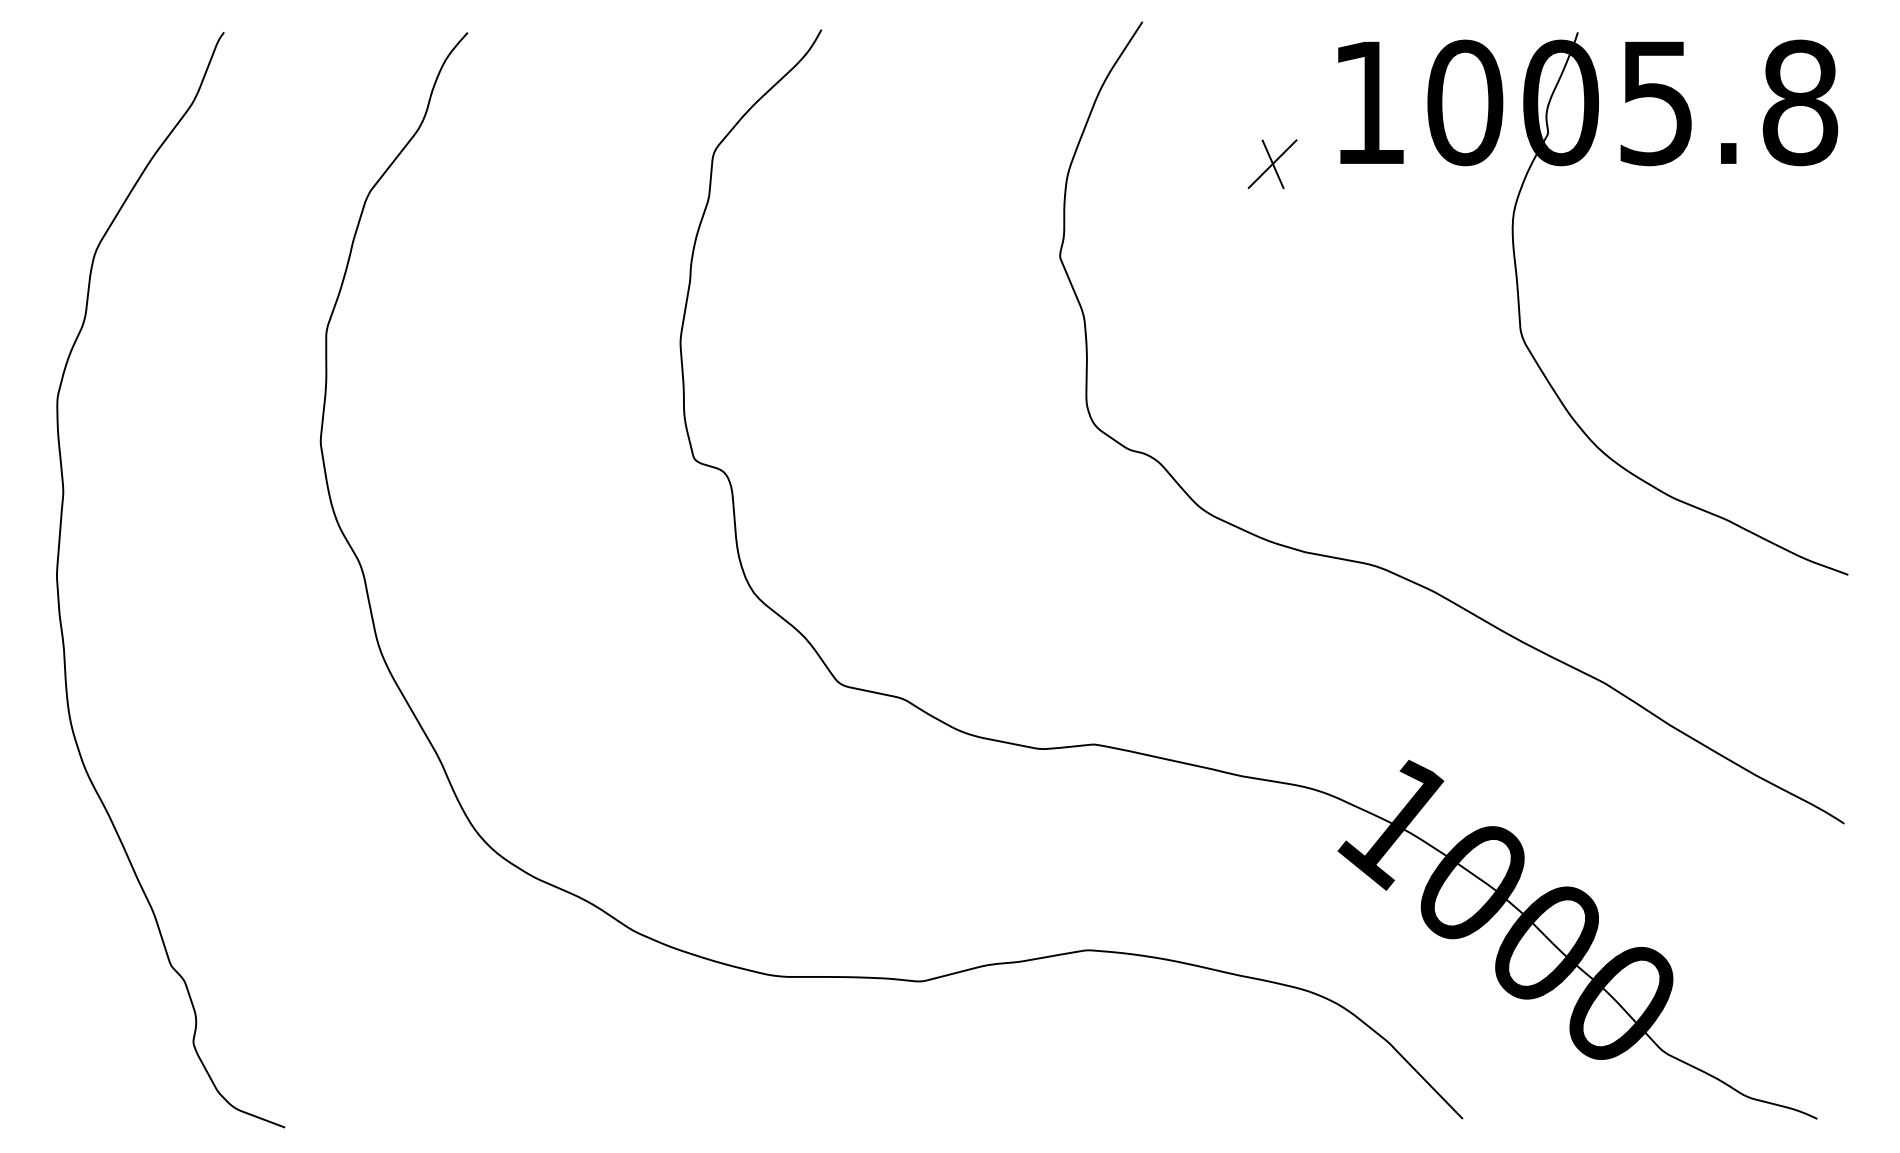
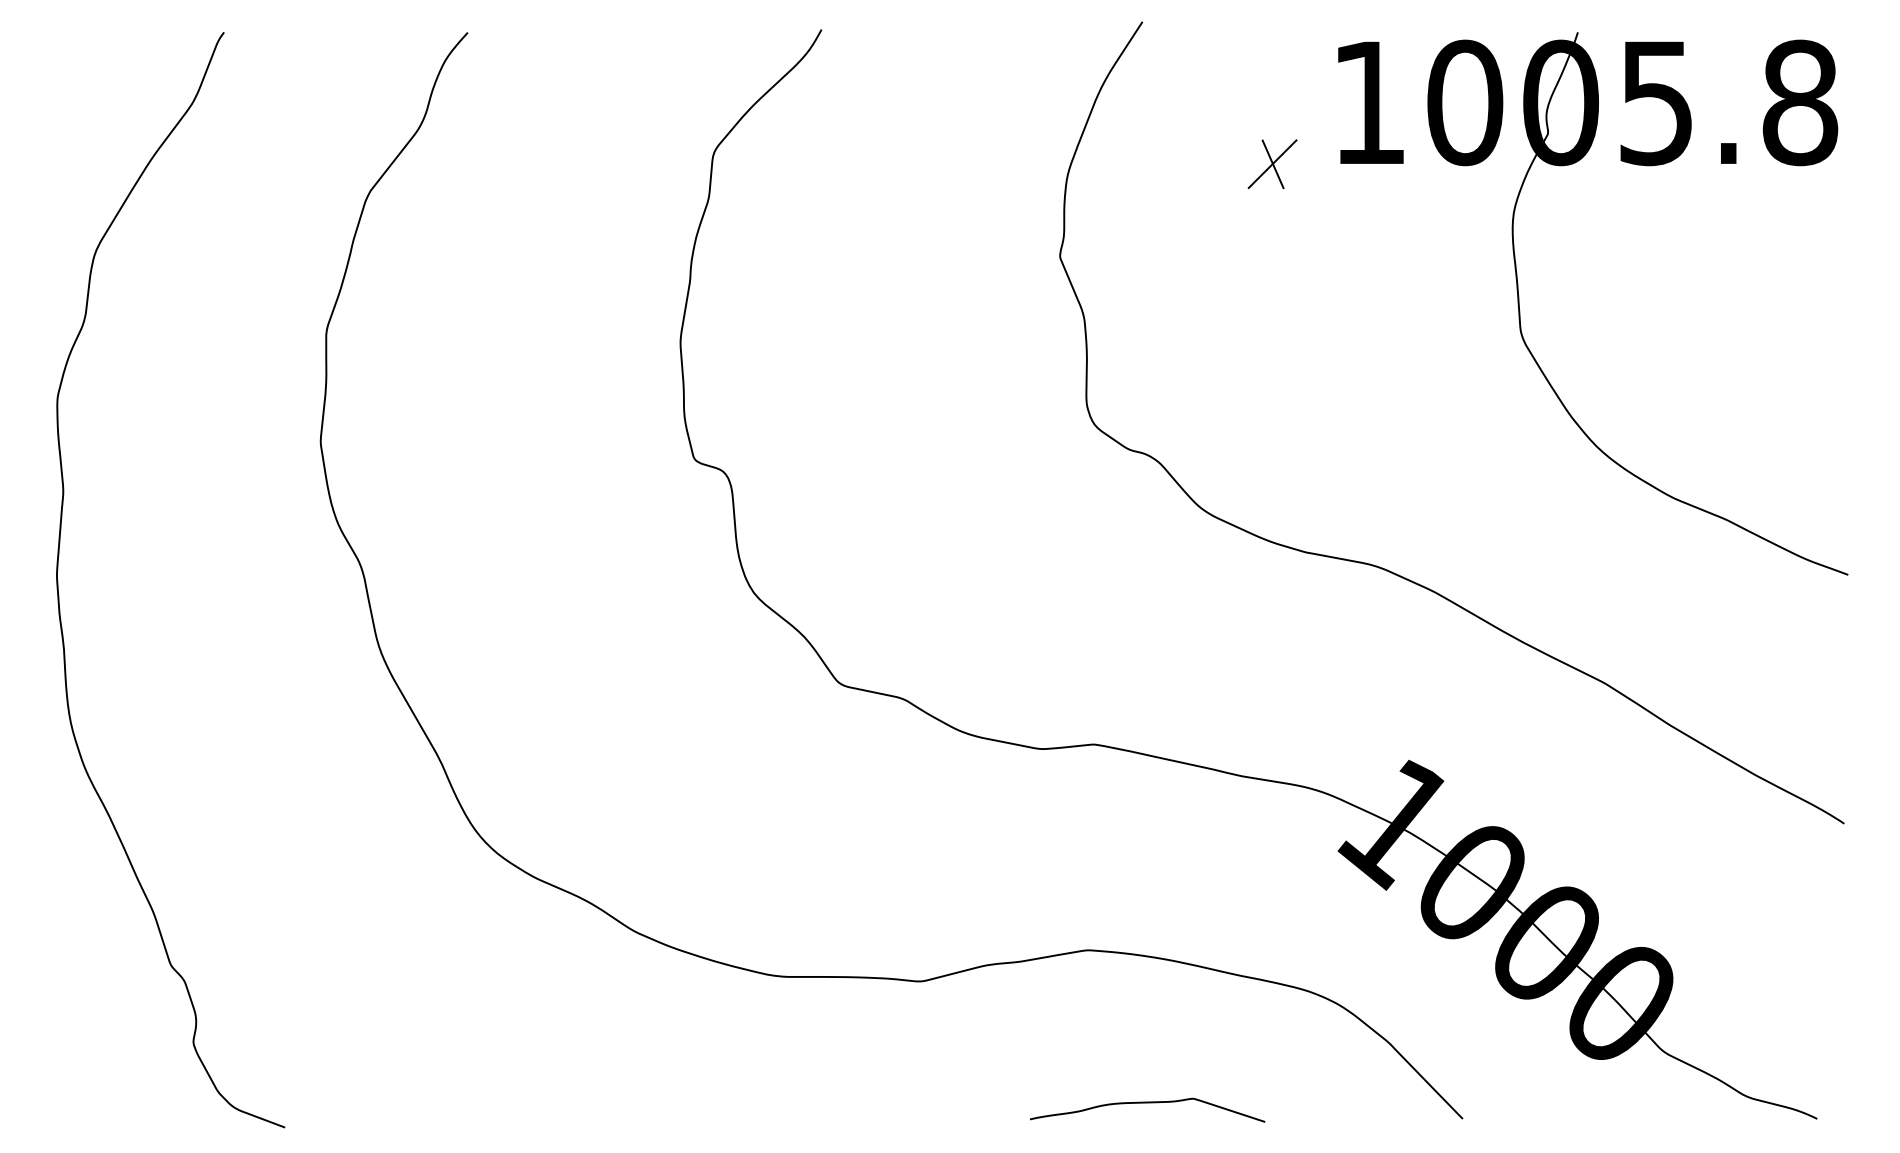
curve: none -> present (1147, 1103)
